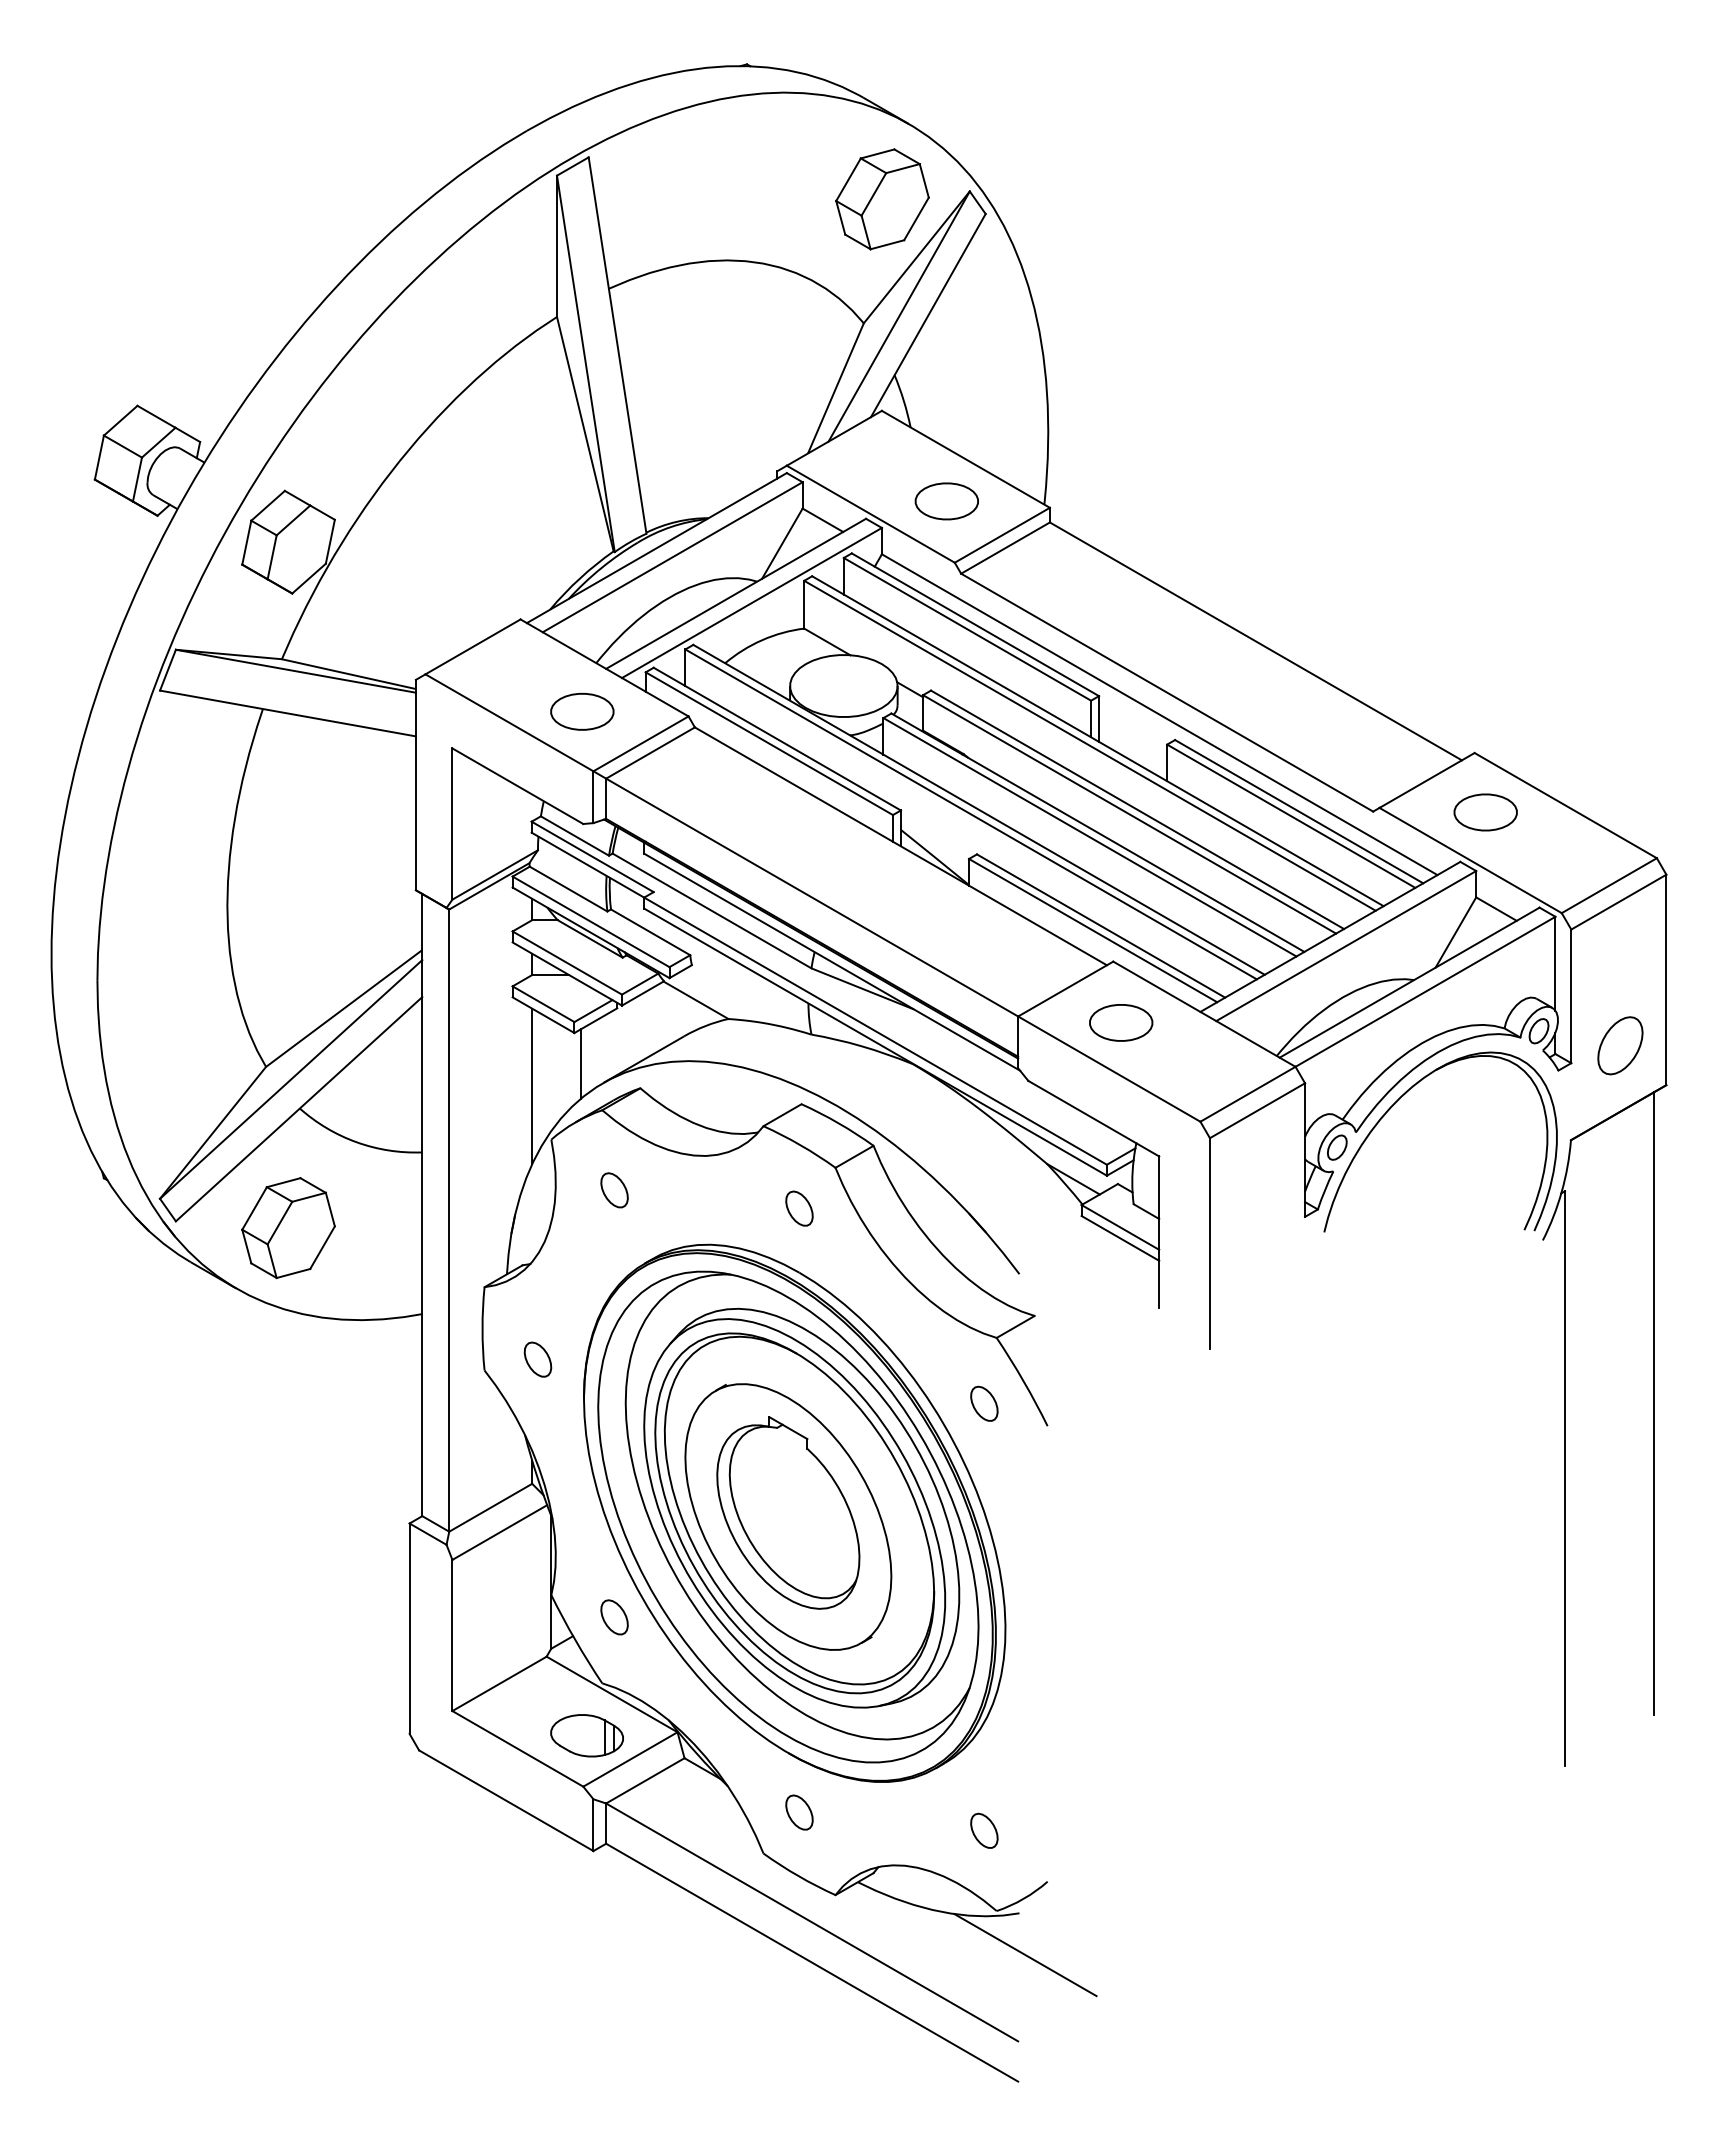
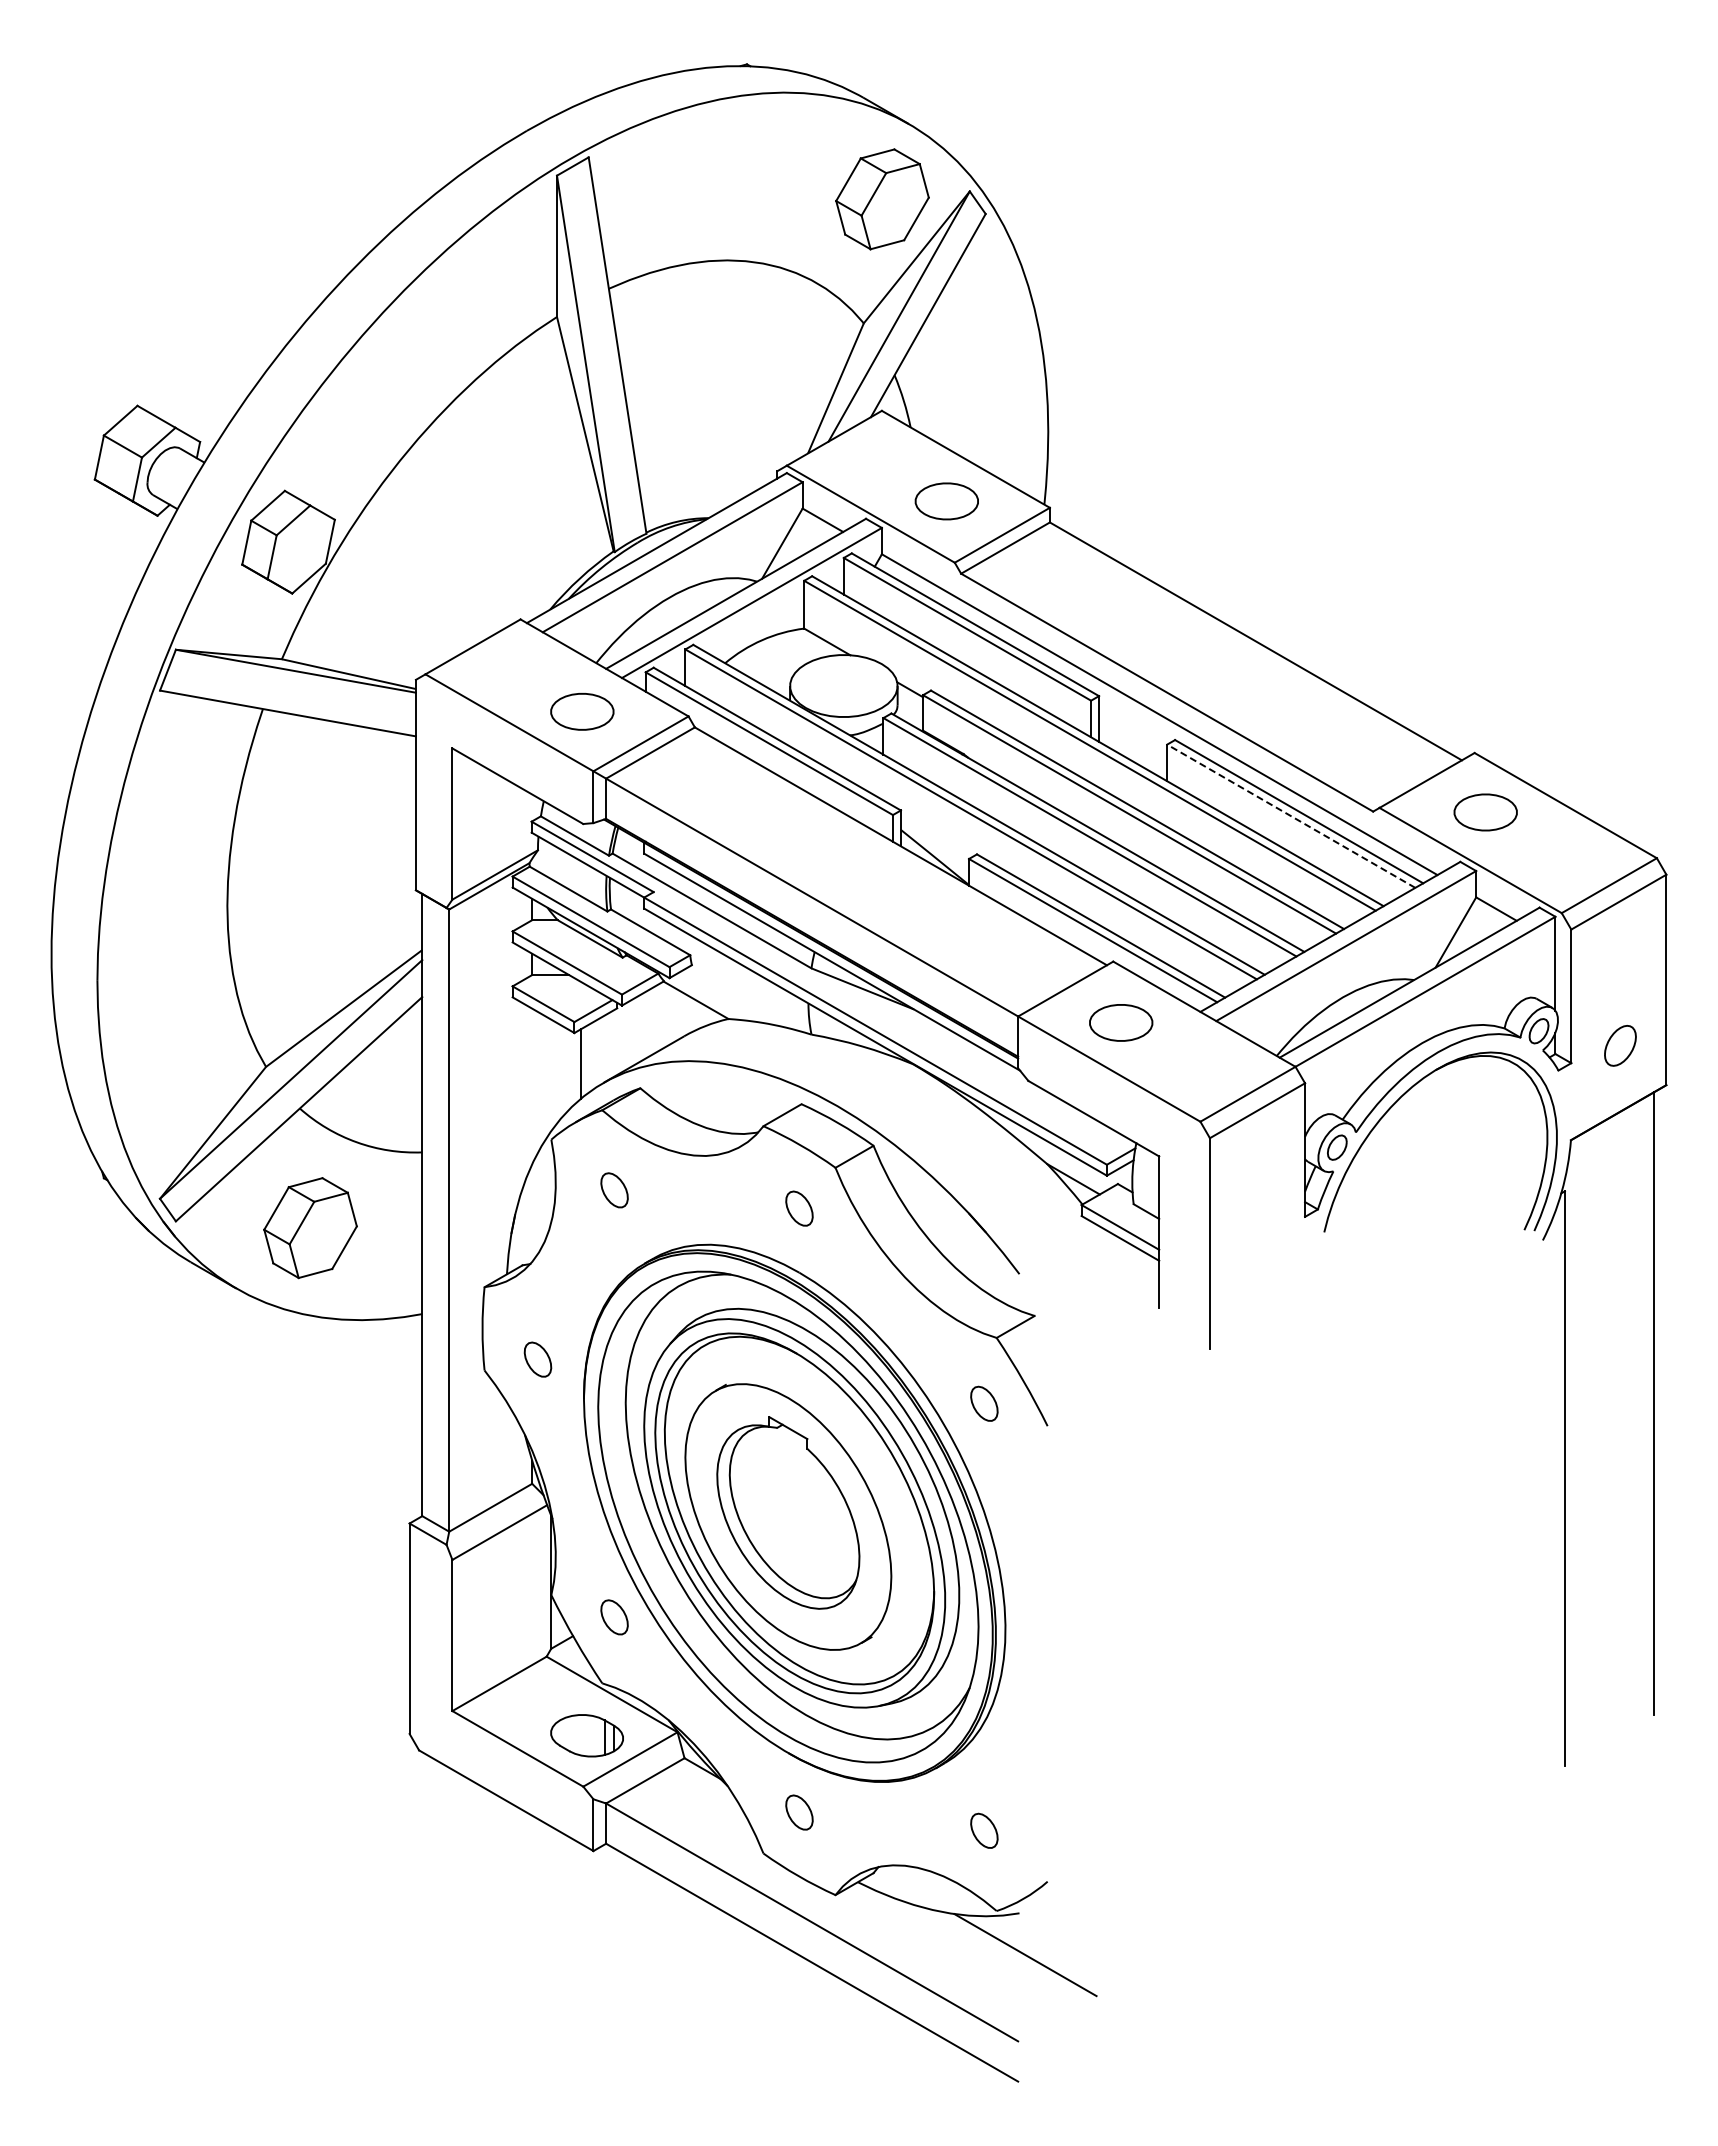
line: solid -> dashed (1290, 816)
part size: 47x60 px -> 33x42 px (1620, 1045)
line: present -> none (532, 1086)
part position: (288, 1228) -> (310, 1228) (310, 1228)
